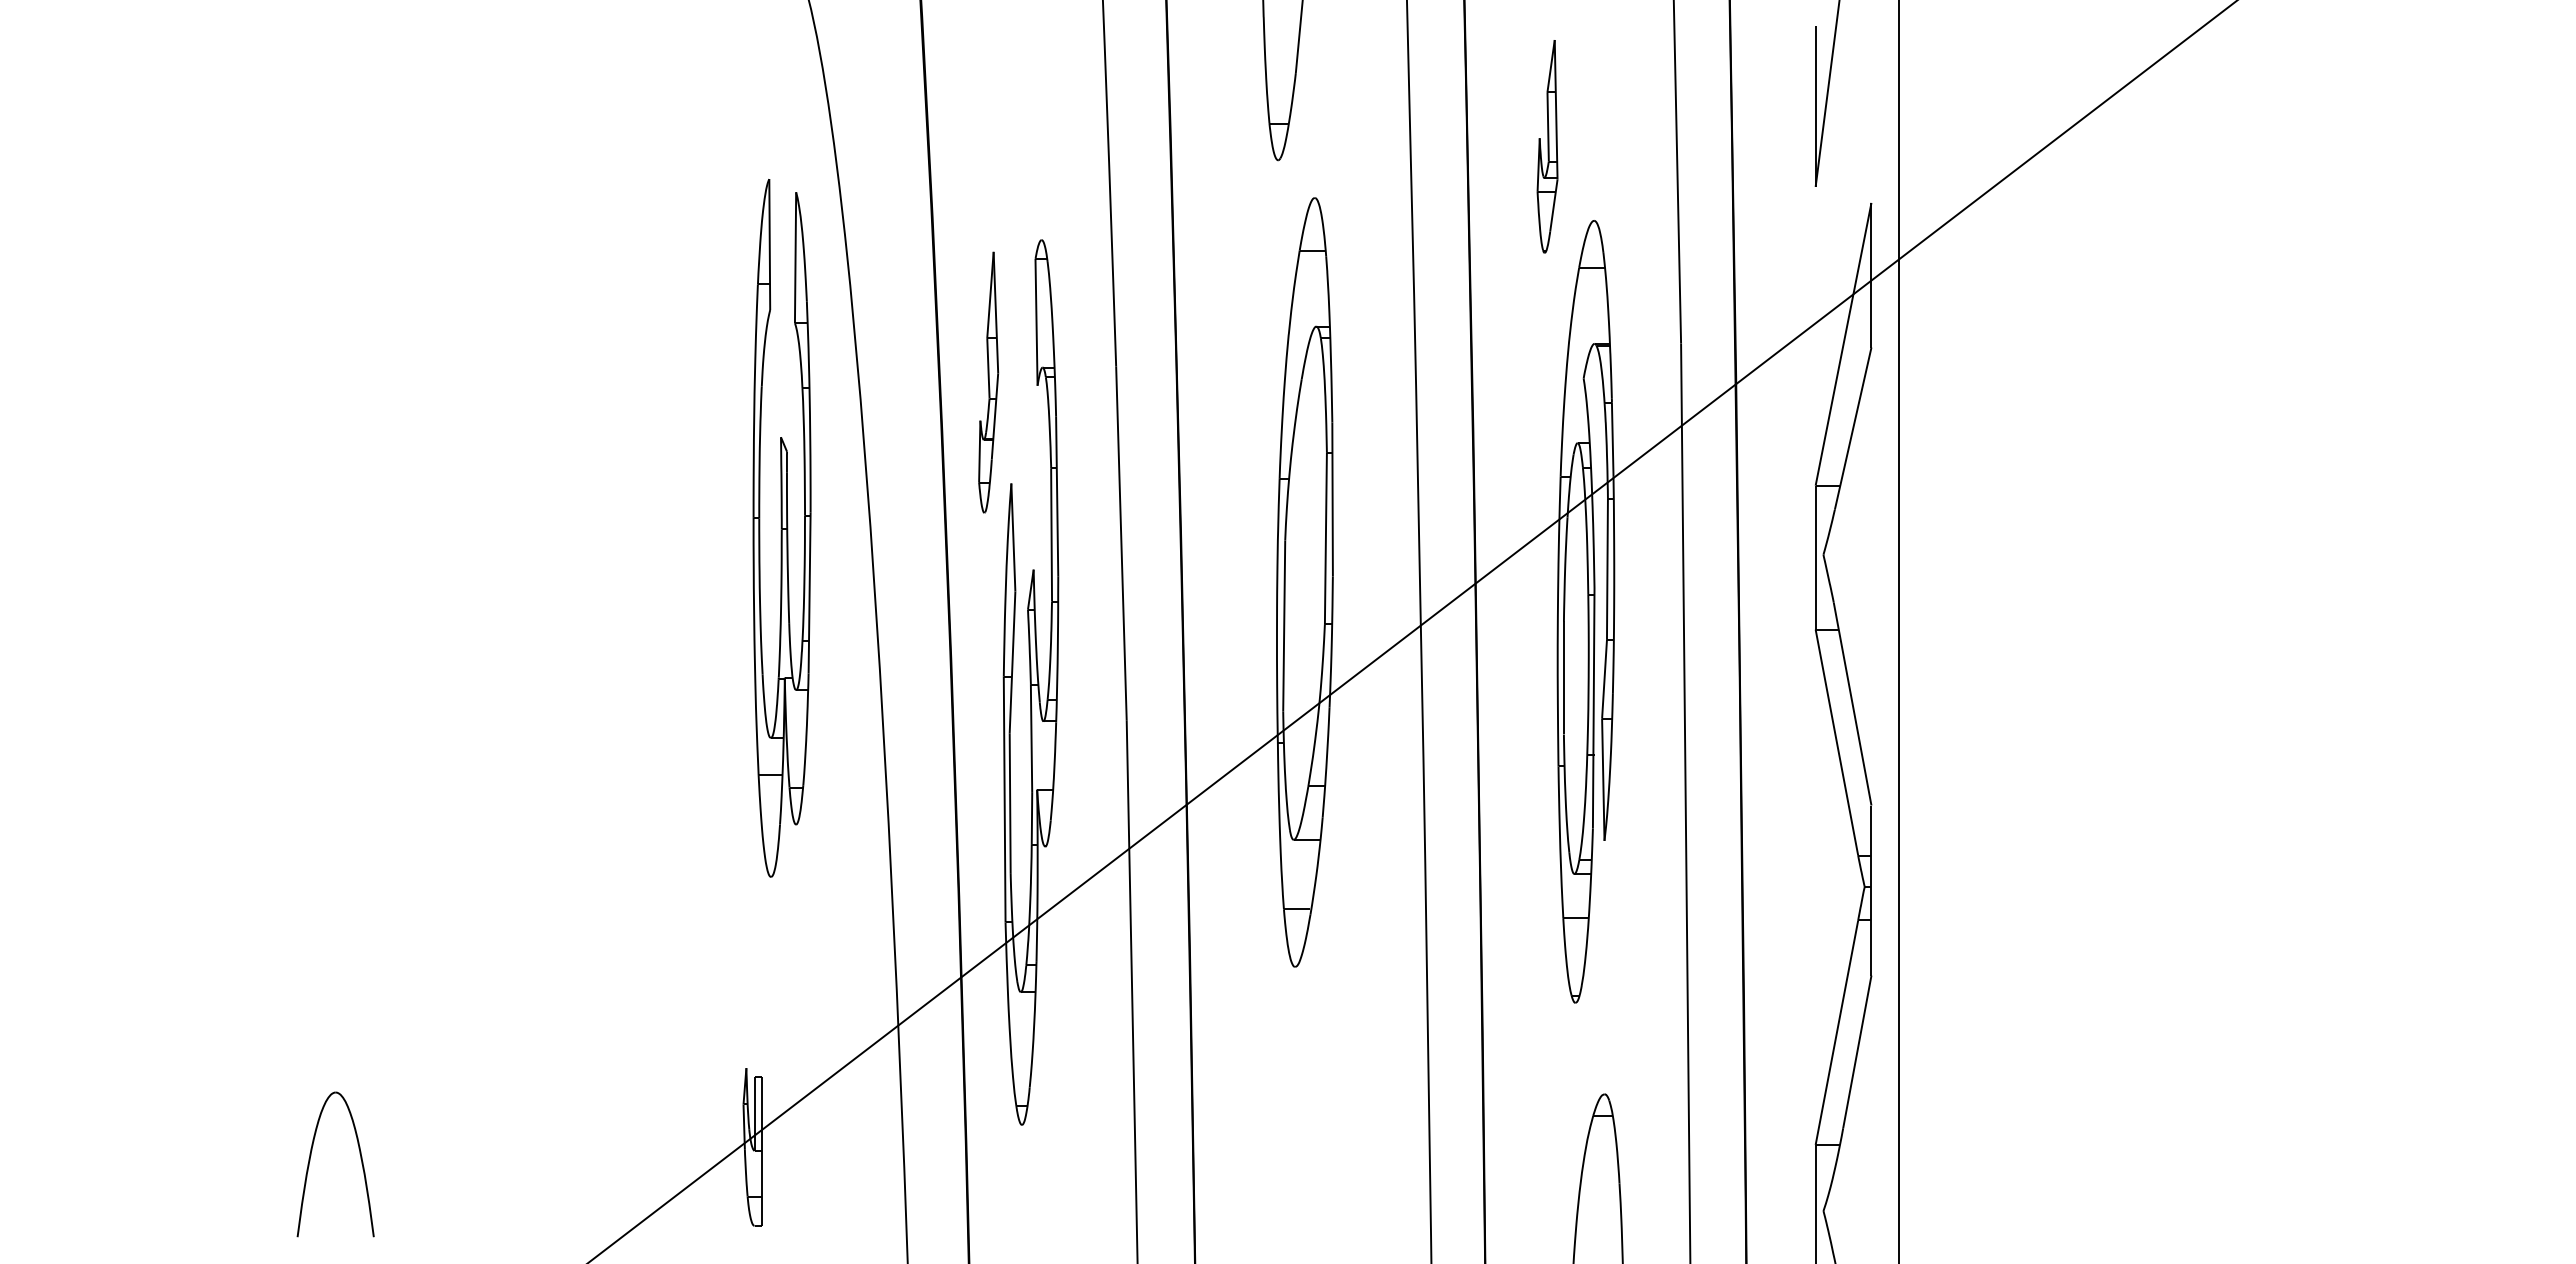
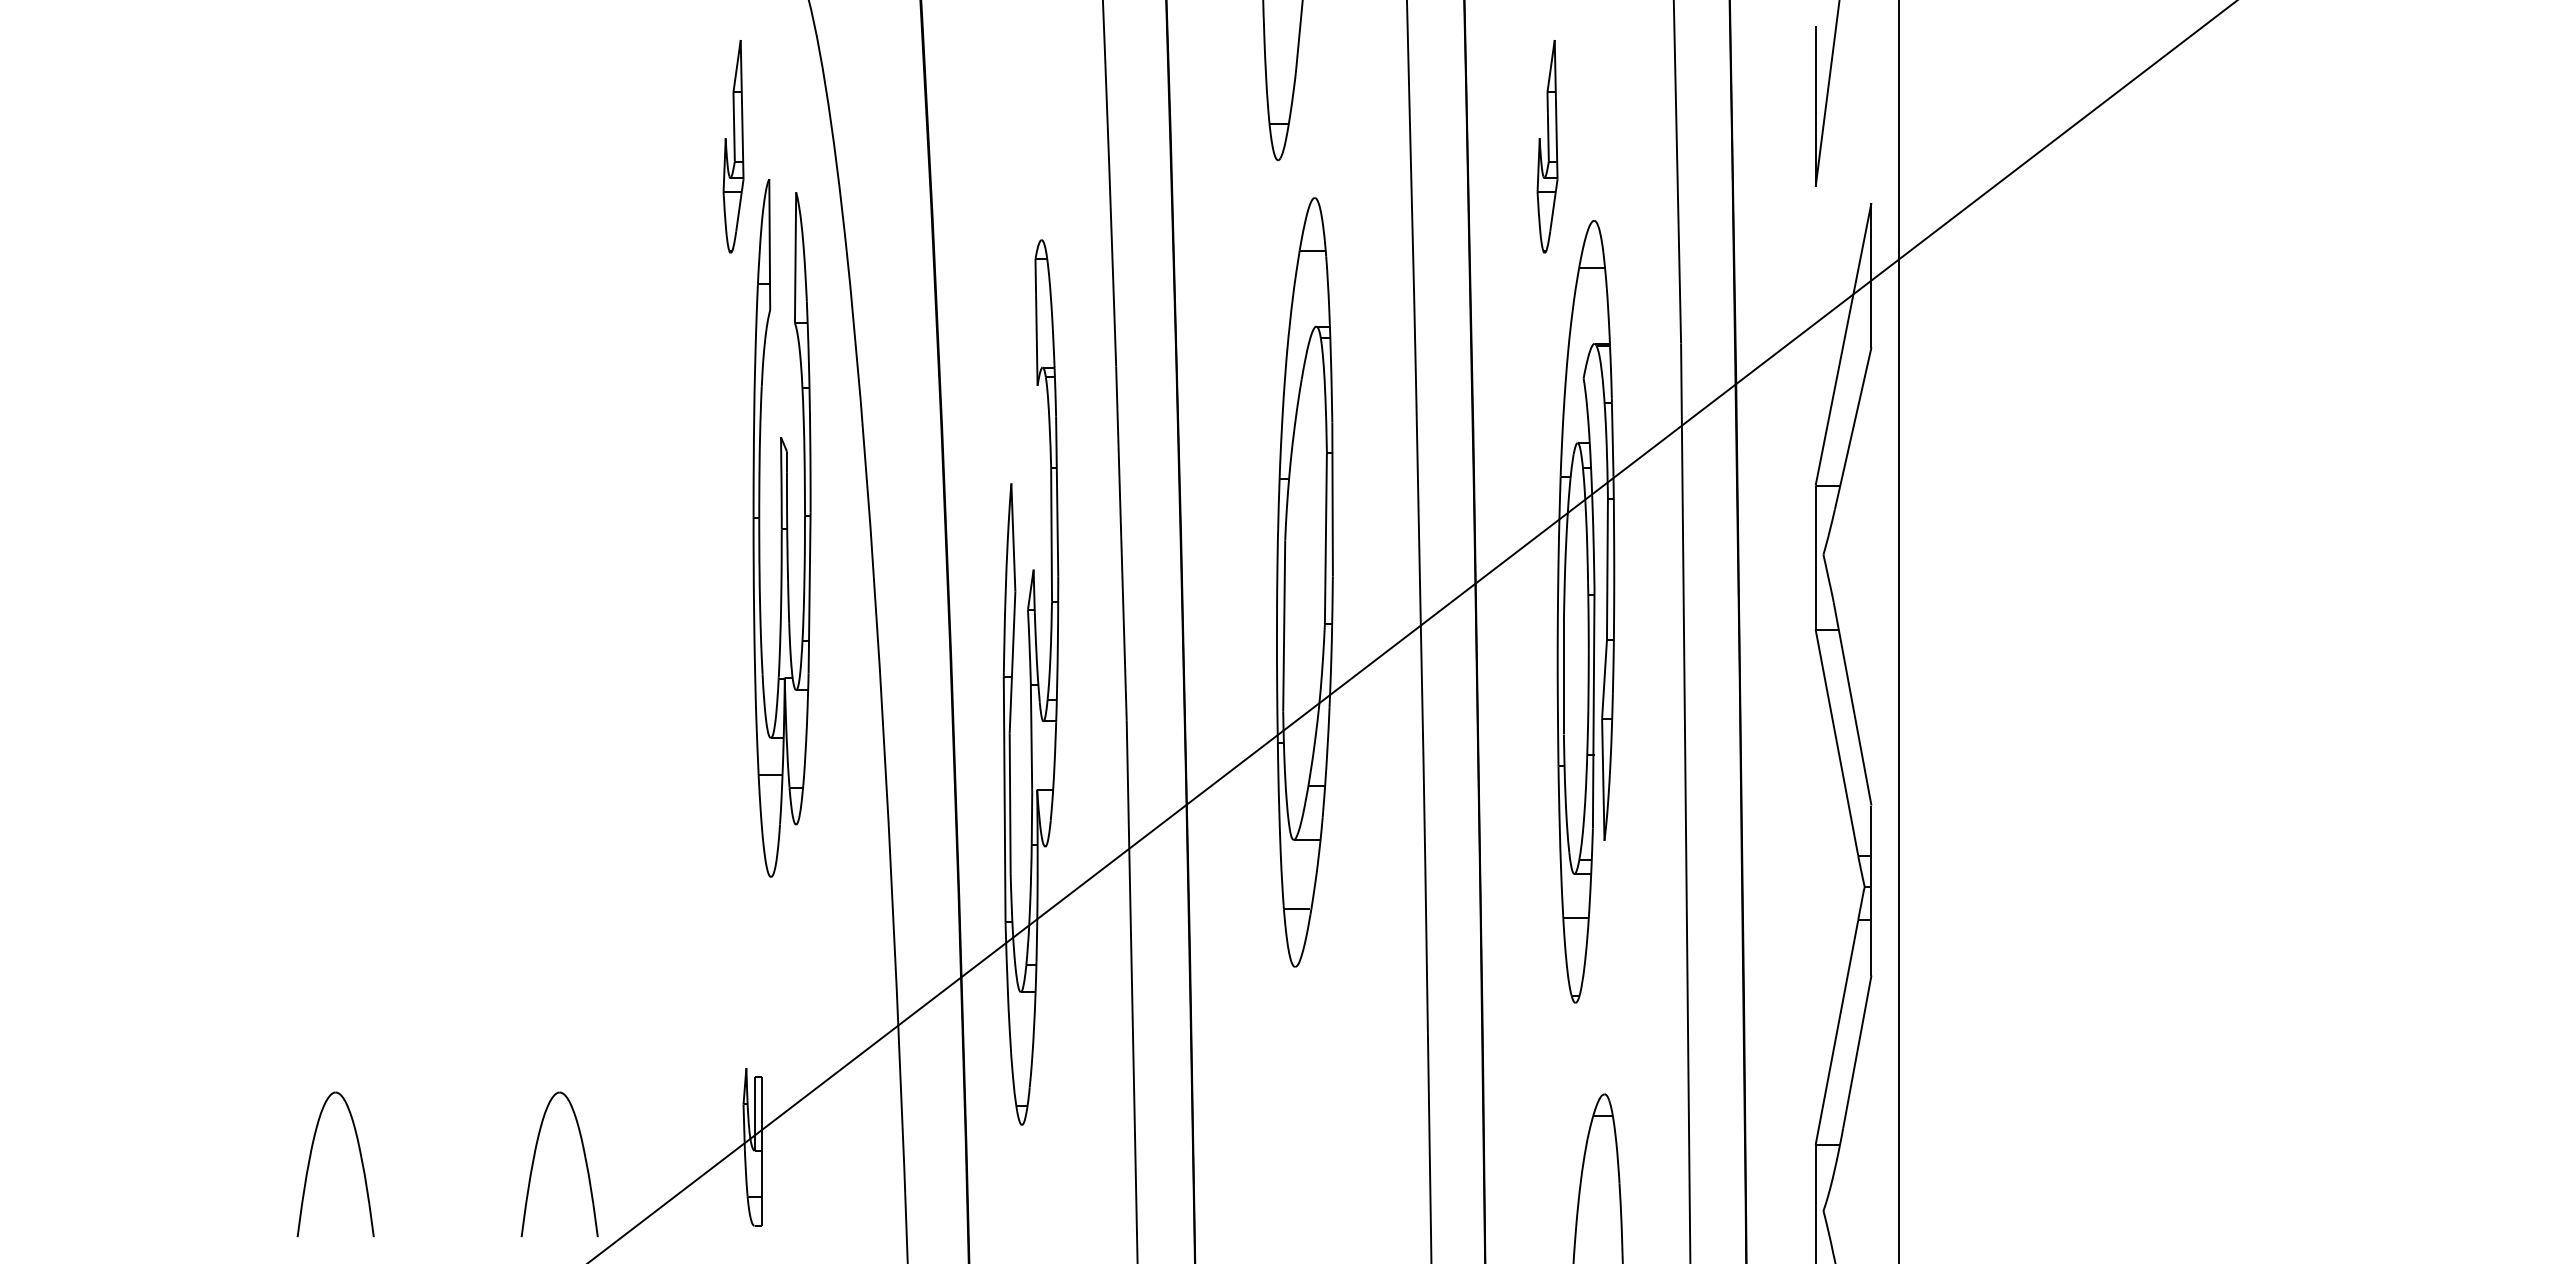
part: none -> present (733, 146)
part: present -> none (988, 382)
part: none -> present (534, 1161)
